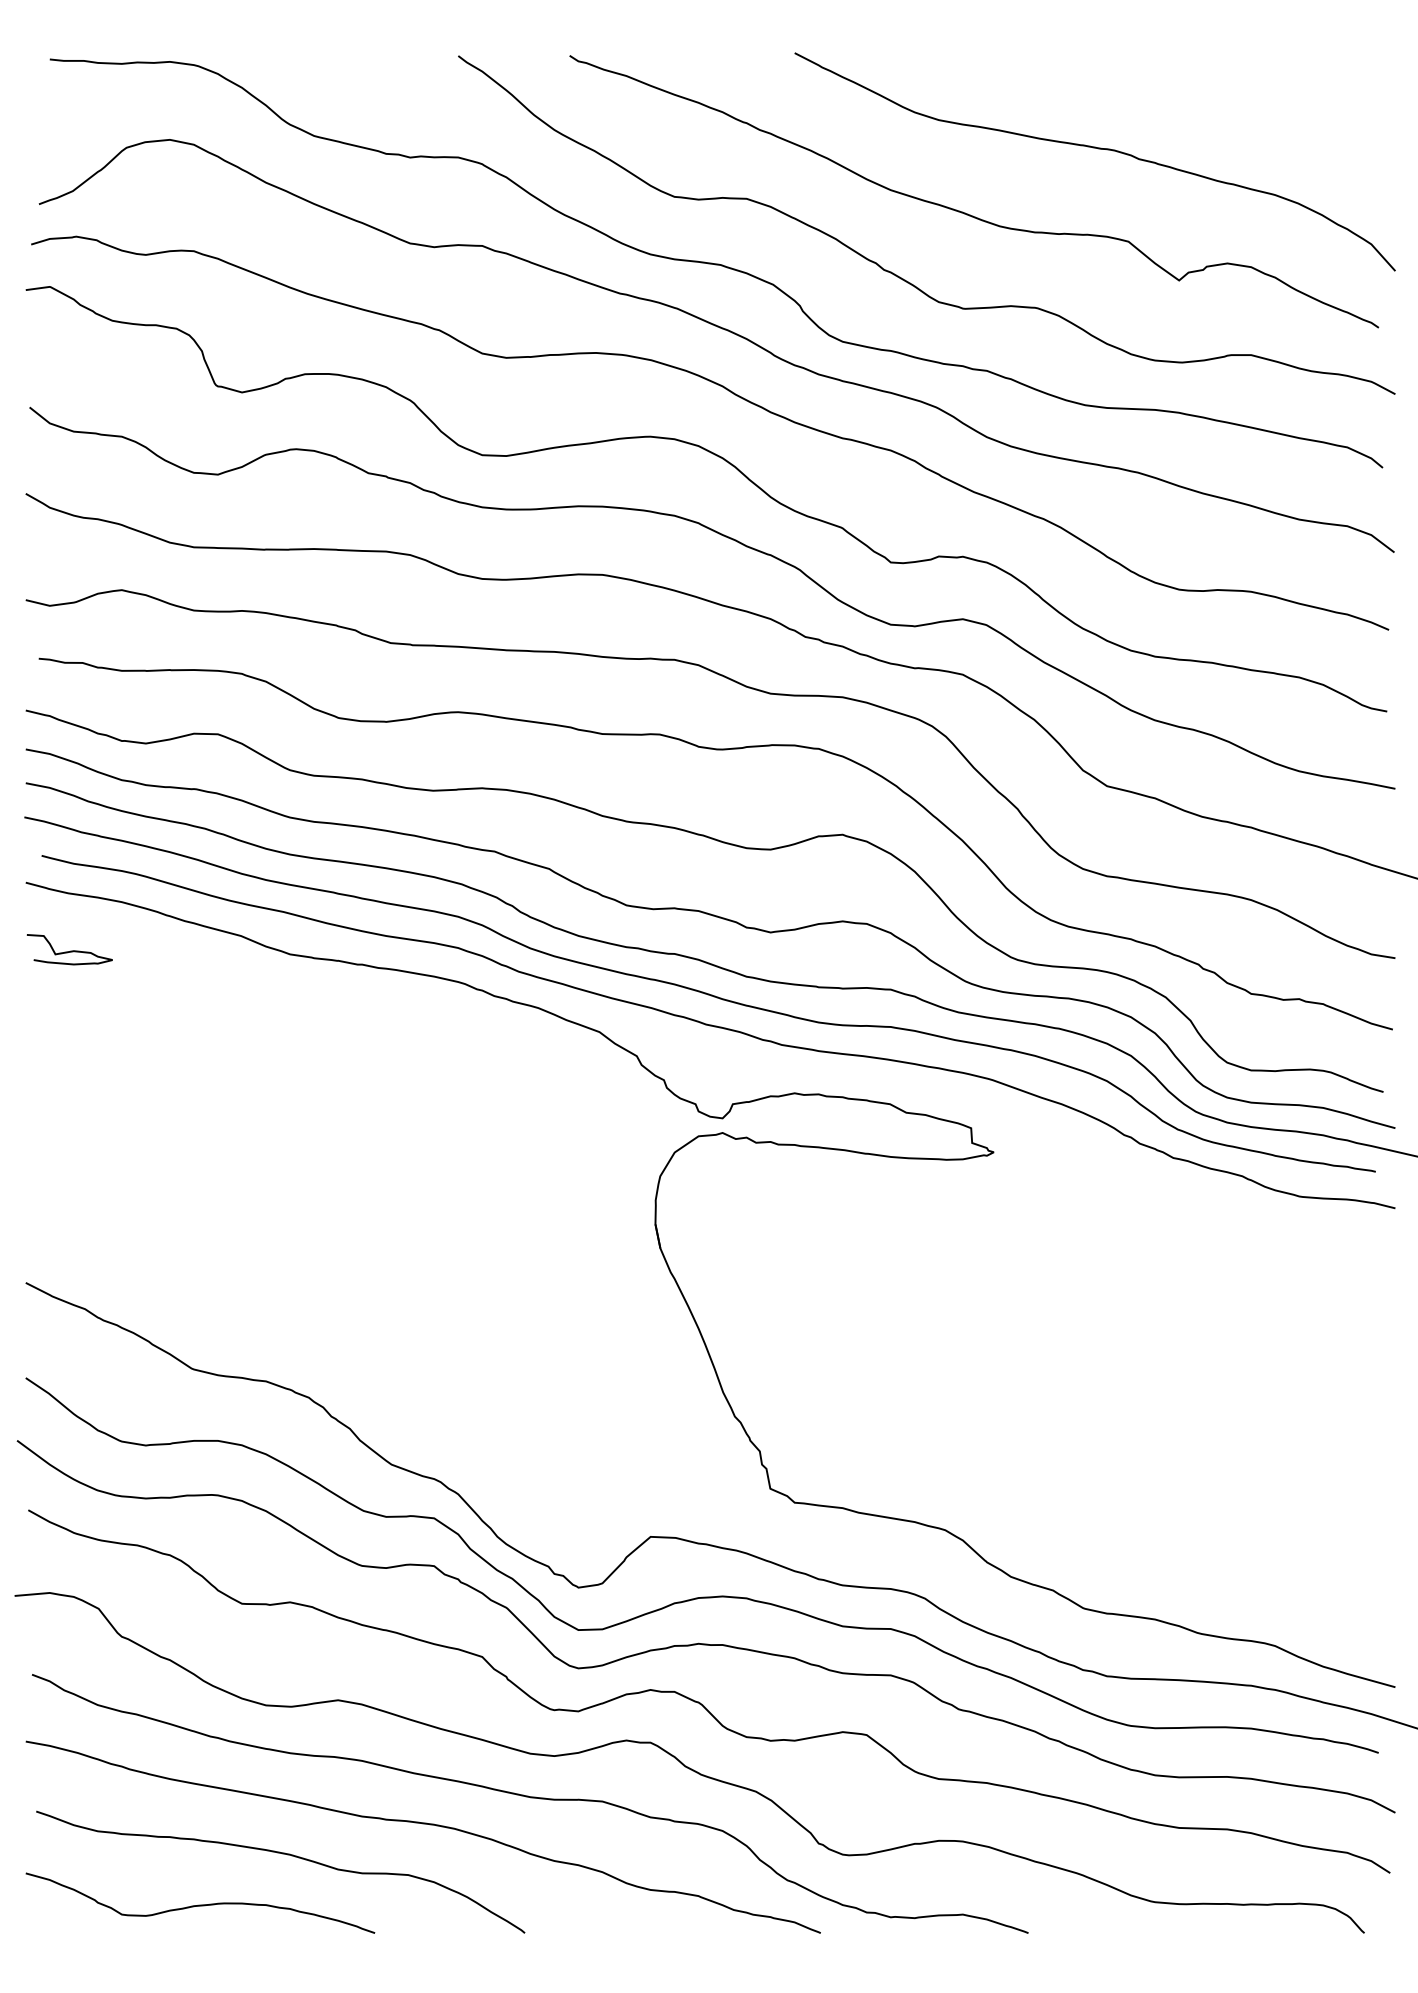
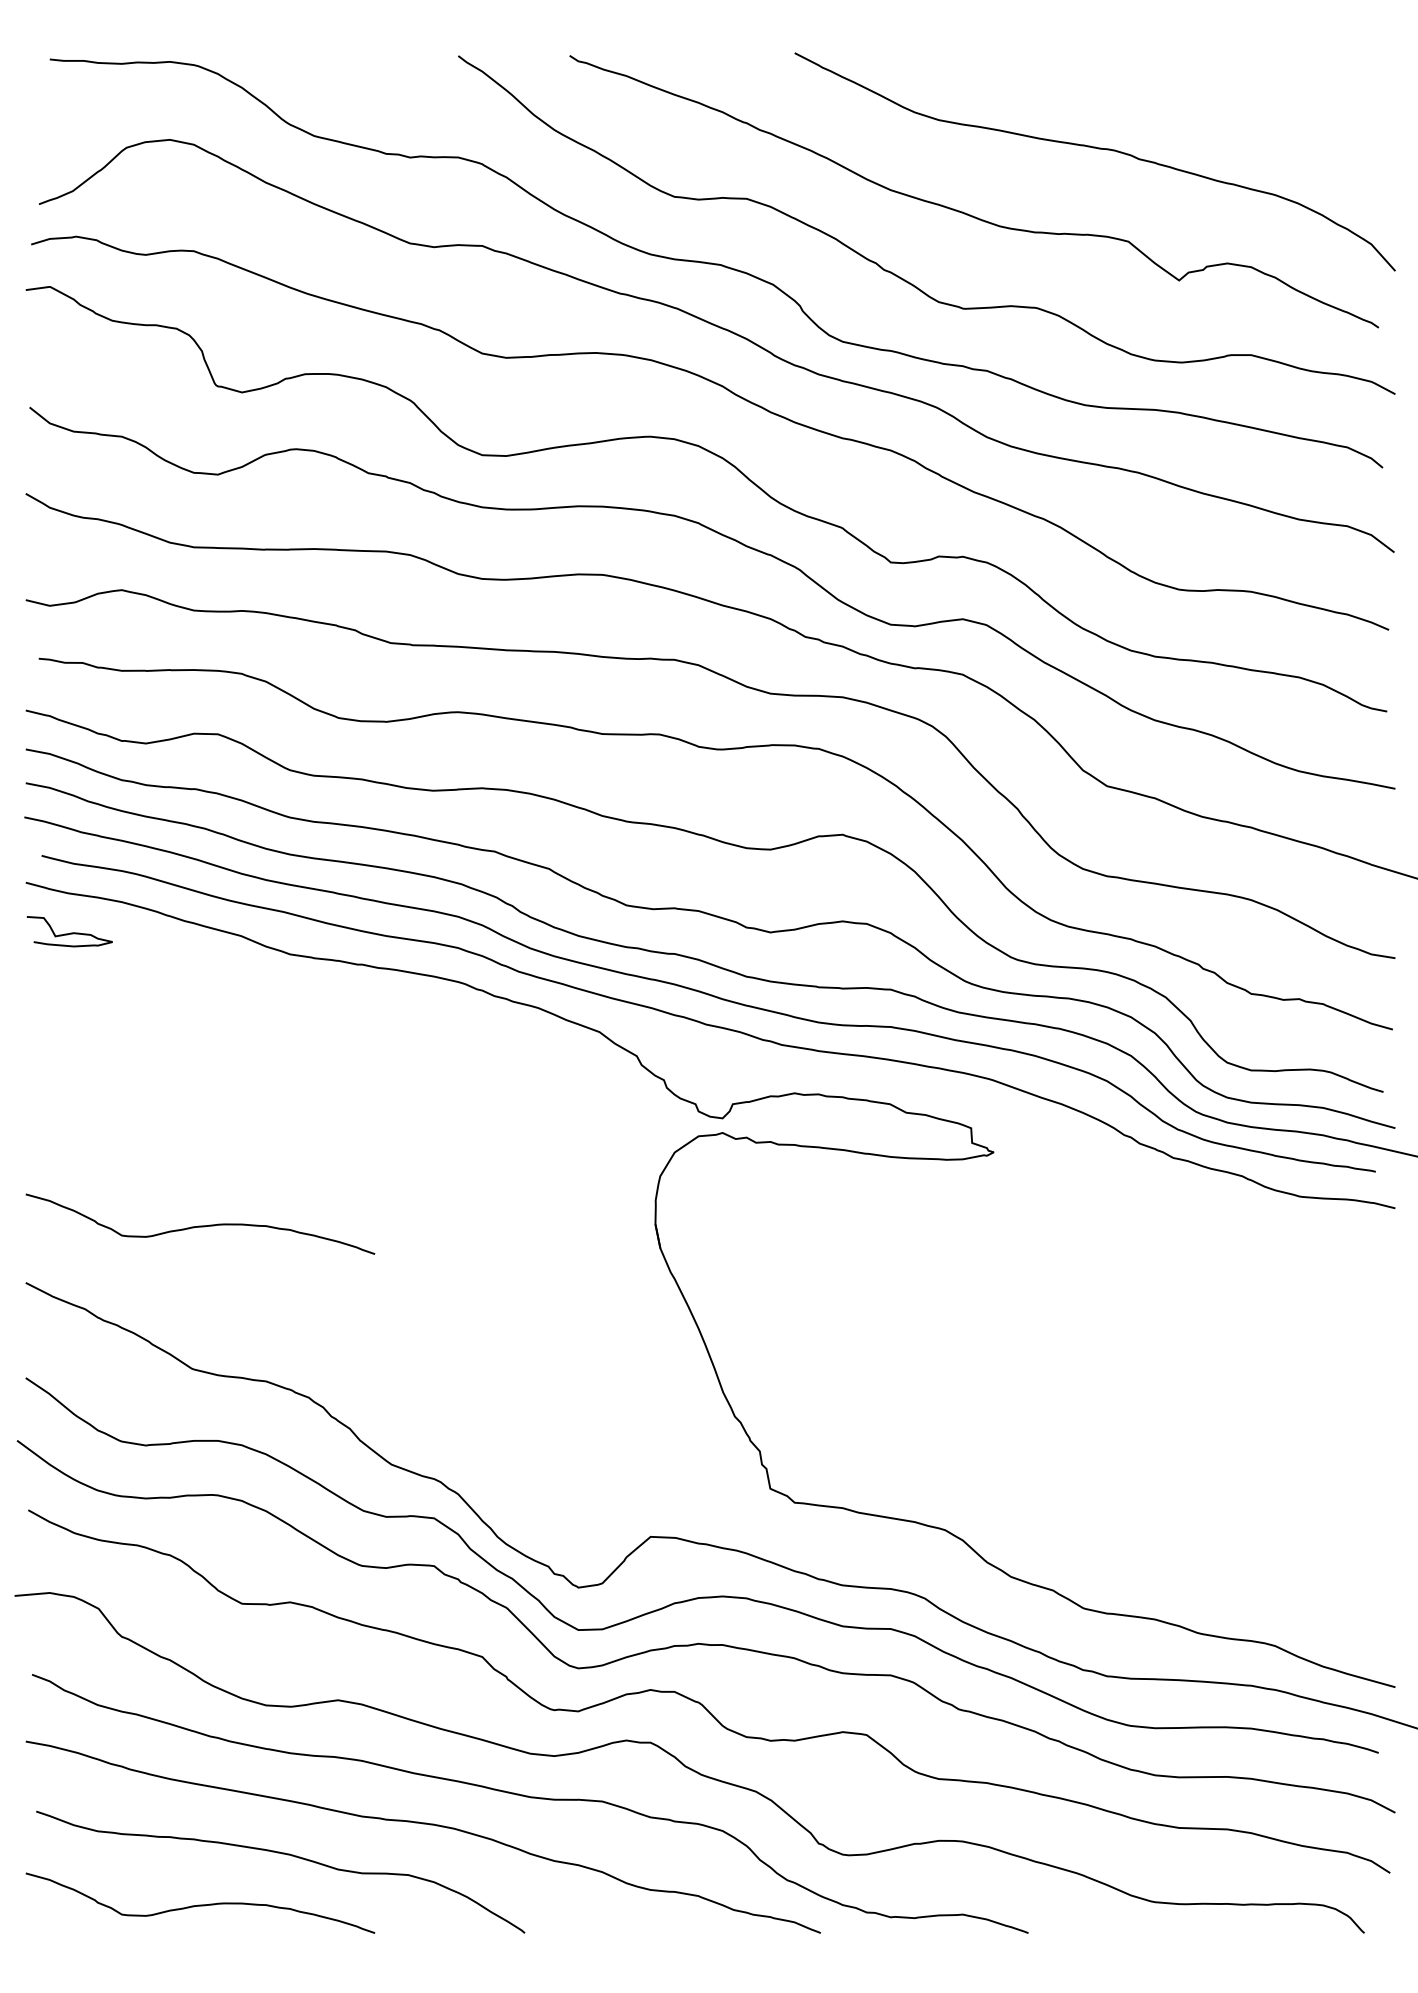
curve position: (70, 950) -> (70, 932) (70, 932)
curve: none -> present (200, 1225)
